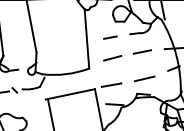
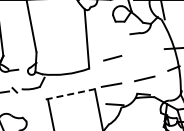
line: present -> none (110, 37)
line: present -> none (141, 51)
line: solid -> dashed (70, 94)
